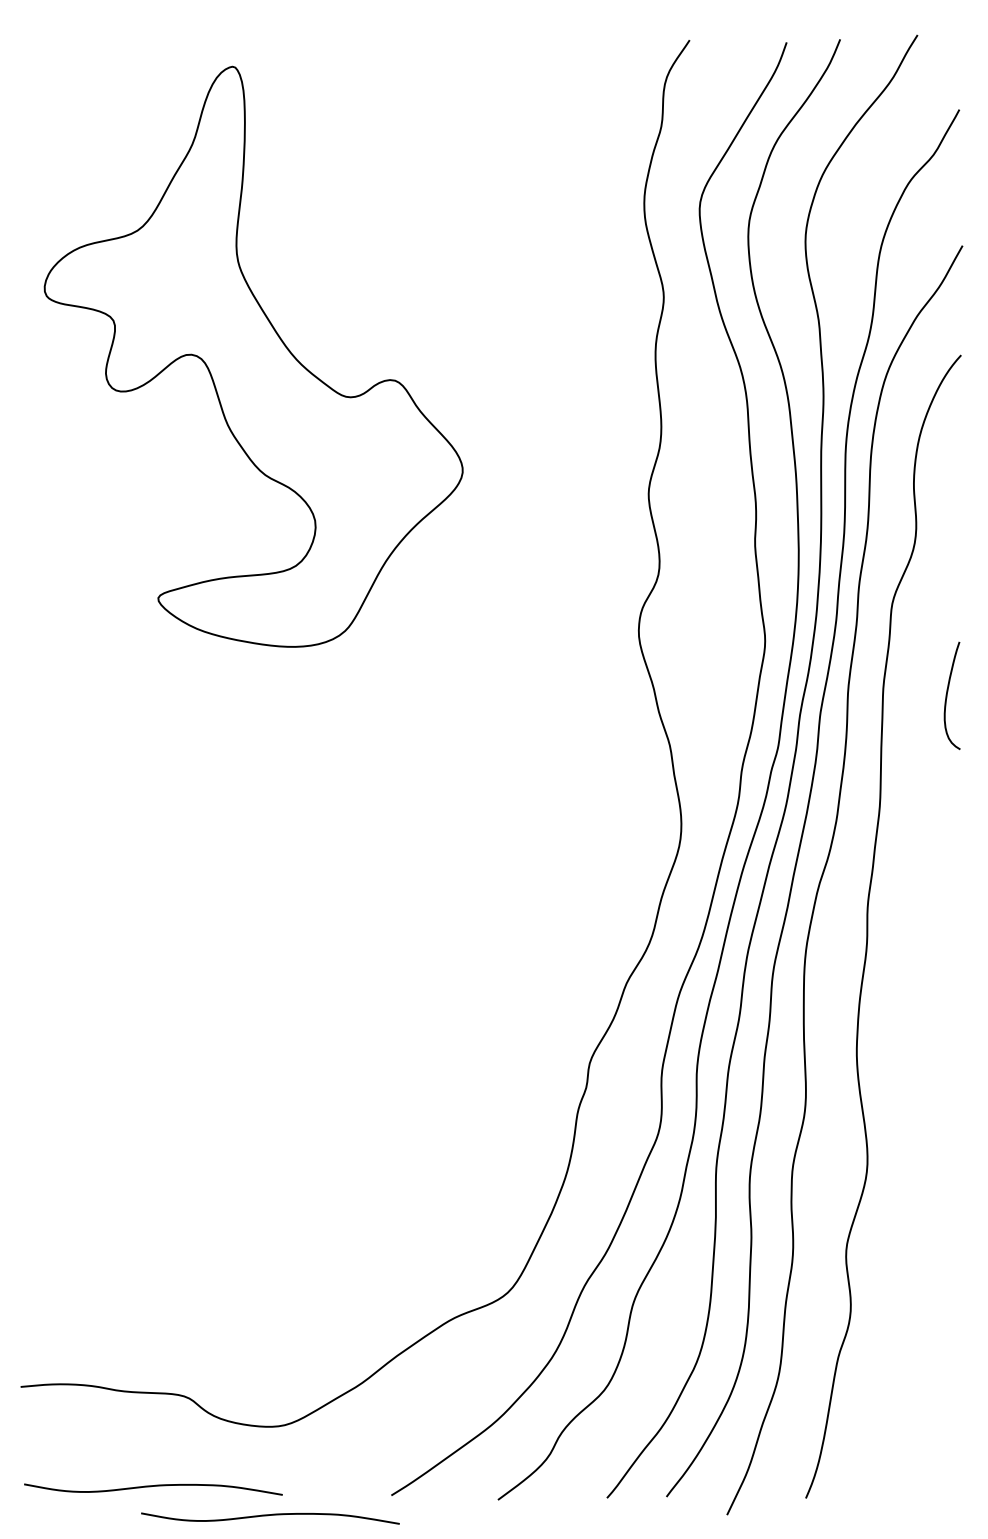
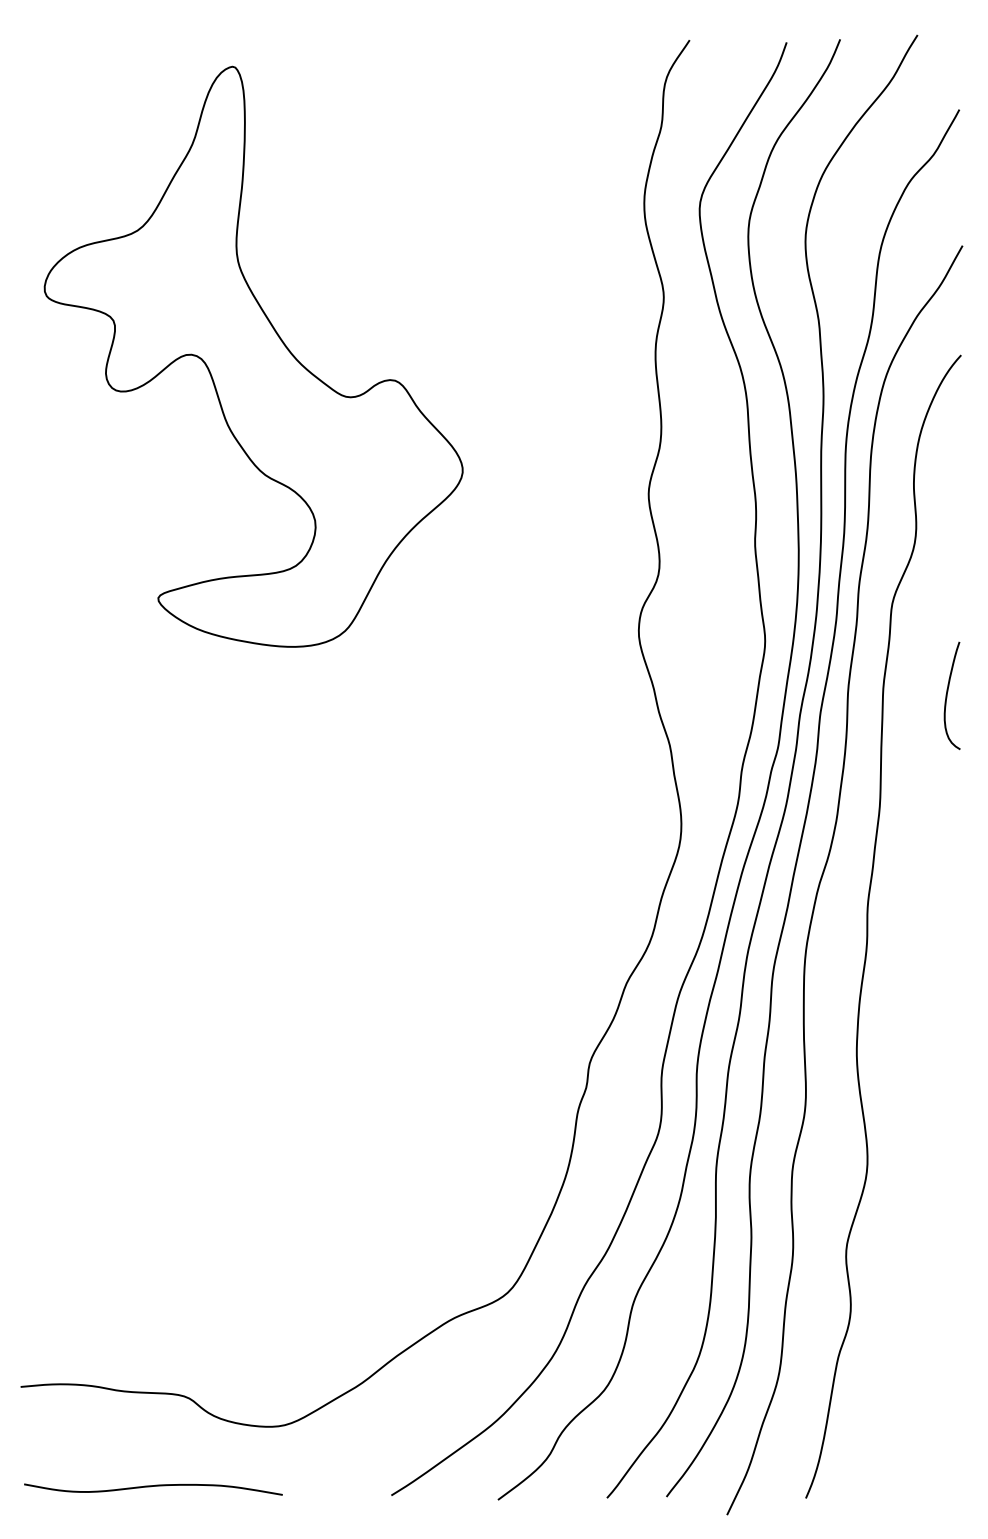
curve: present -> none (268, 1516)
